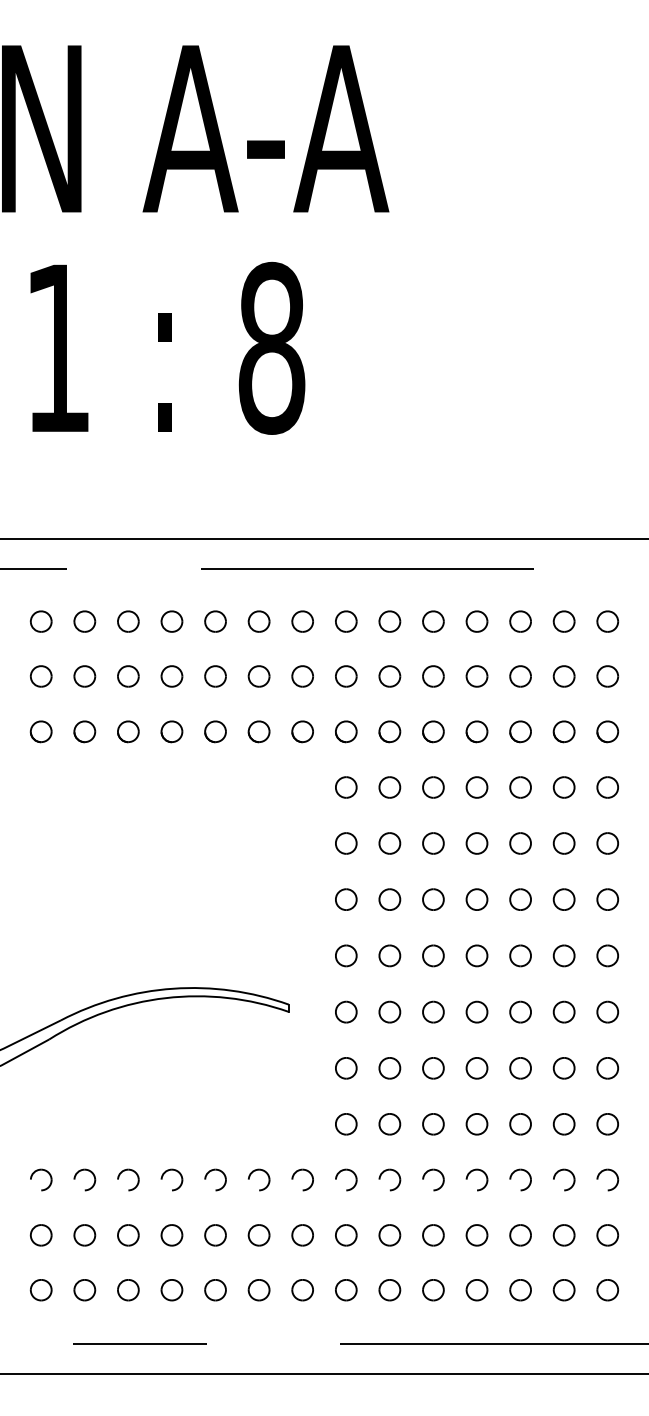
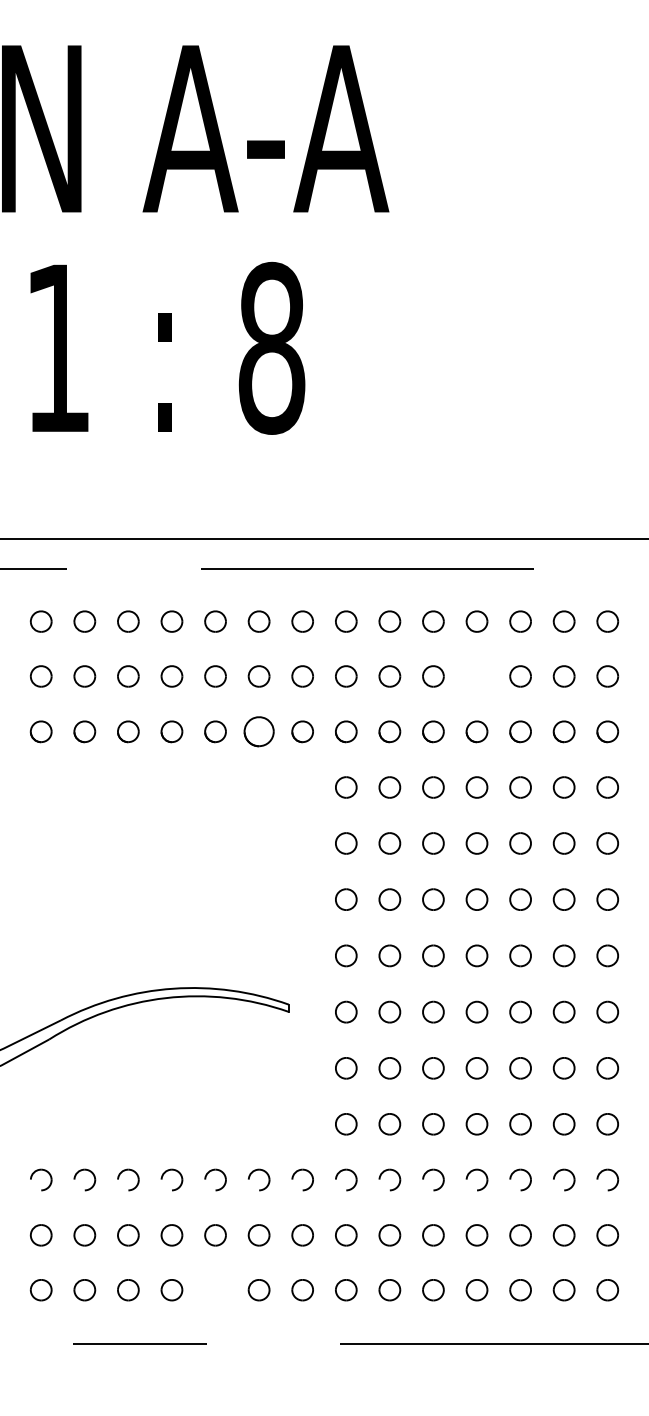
part: present -> none (476, 676)
part size: 24x24 px -> 32x32 px (258, 731)
part: present -> none (215, 1290)
line: present -> none (323, 1373)
